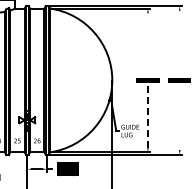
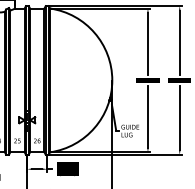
line: none -> present (179, 42)
line: none -> present (147, 44)
line: dashed -> solid (147, 116)
line: none -> present (179, 117)
